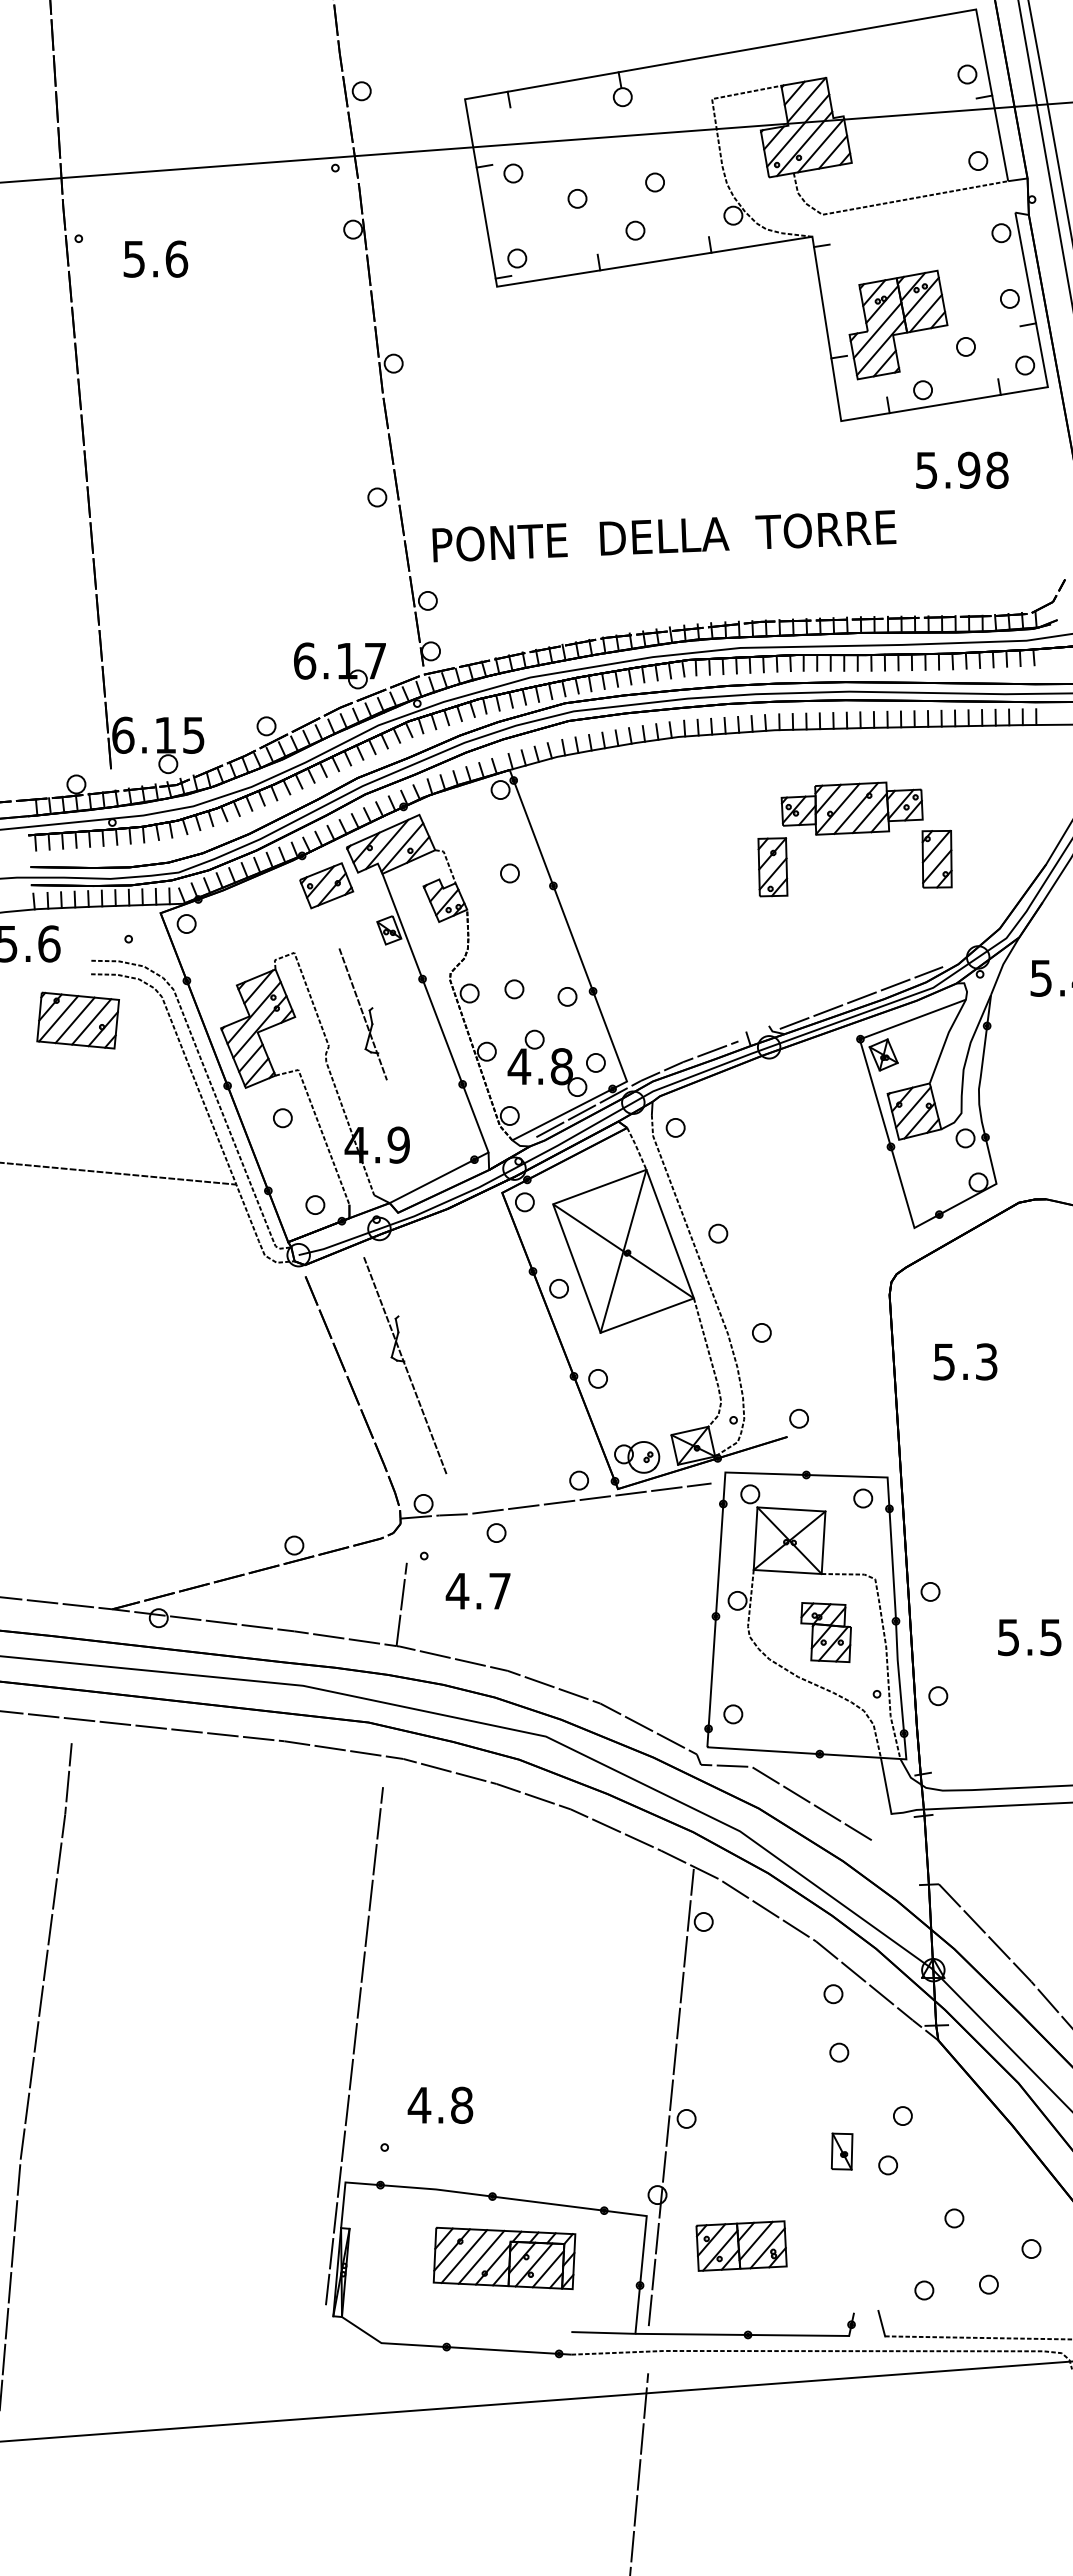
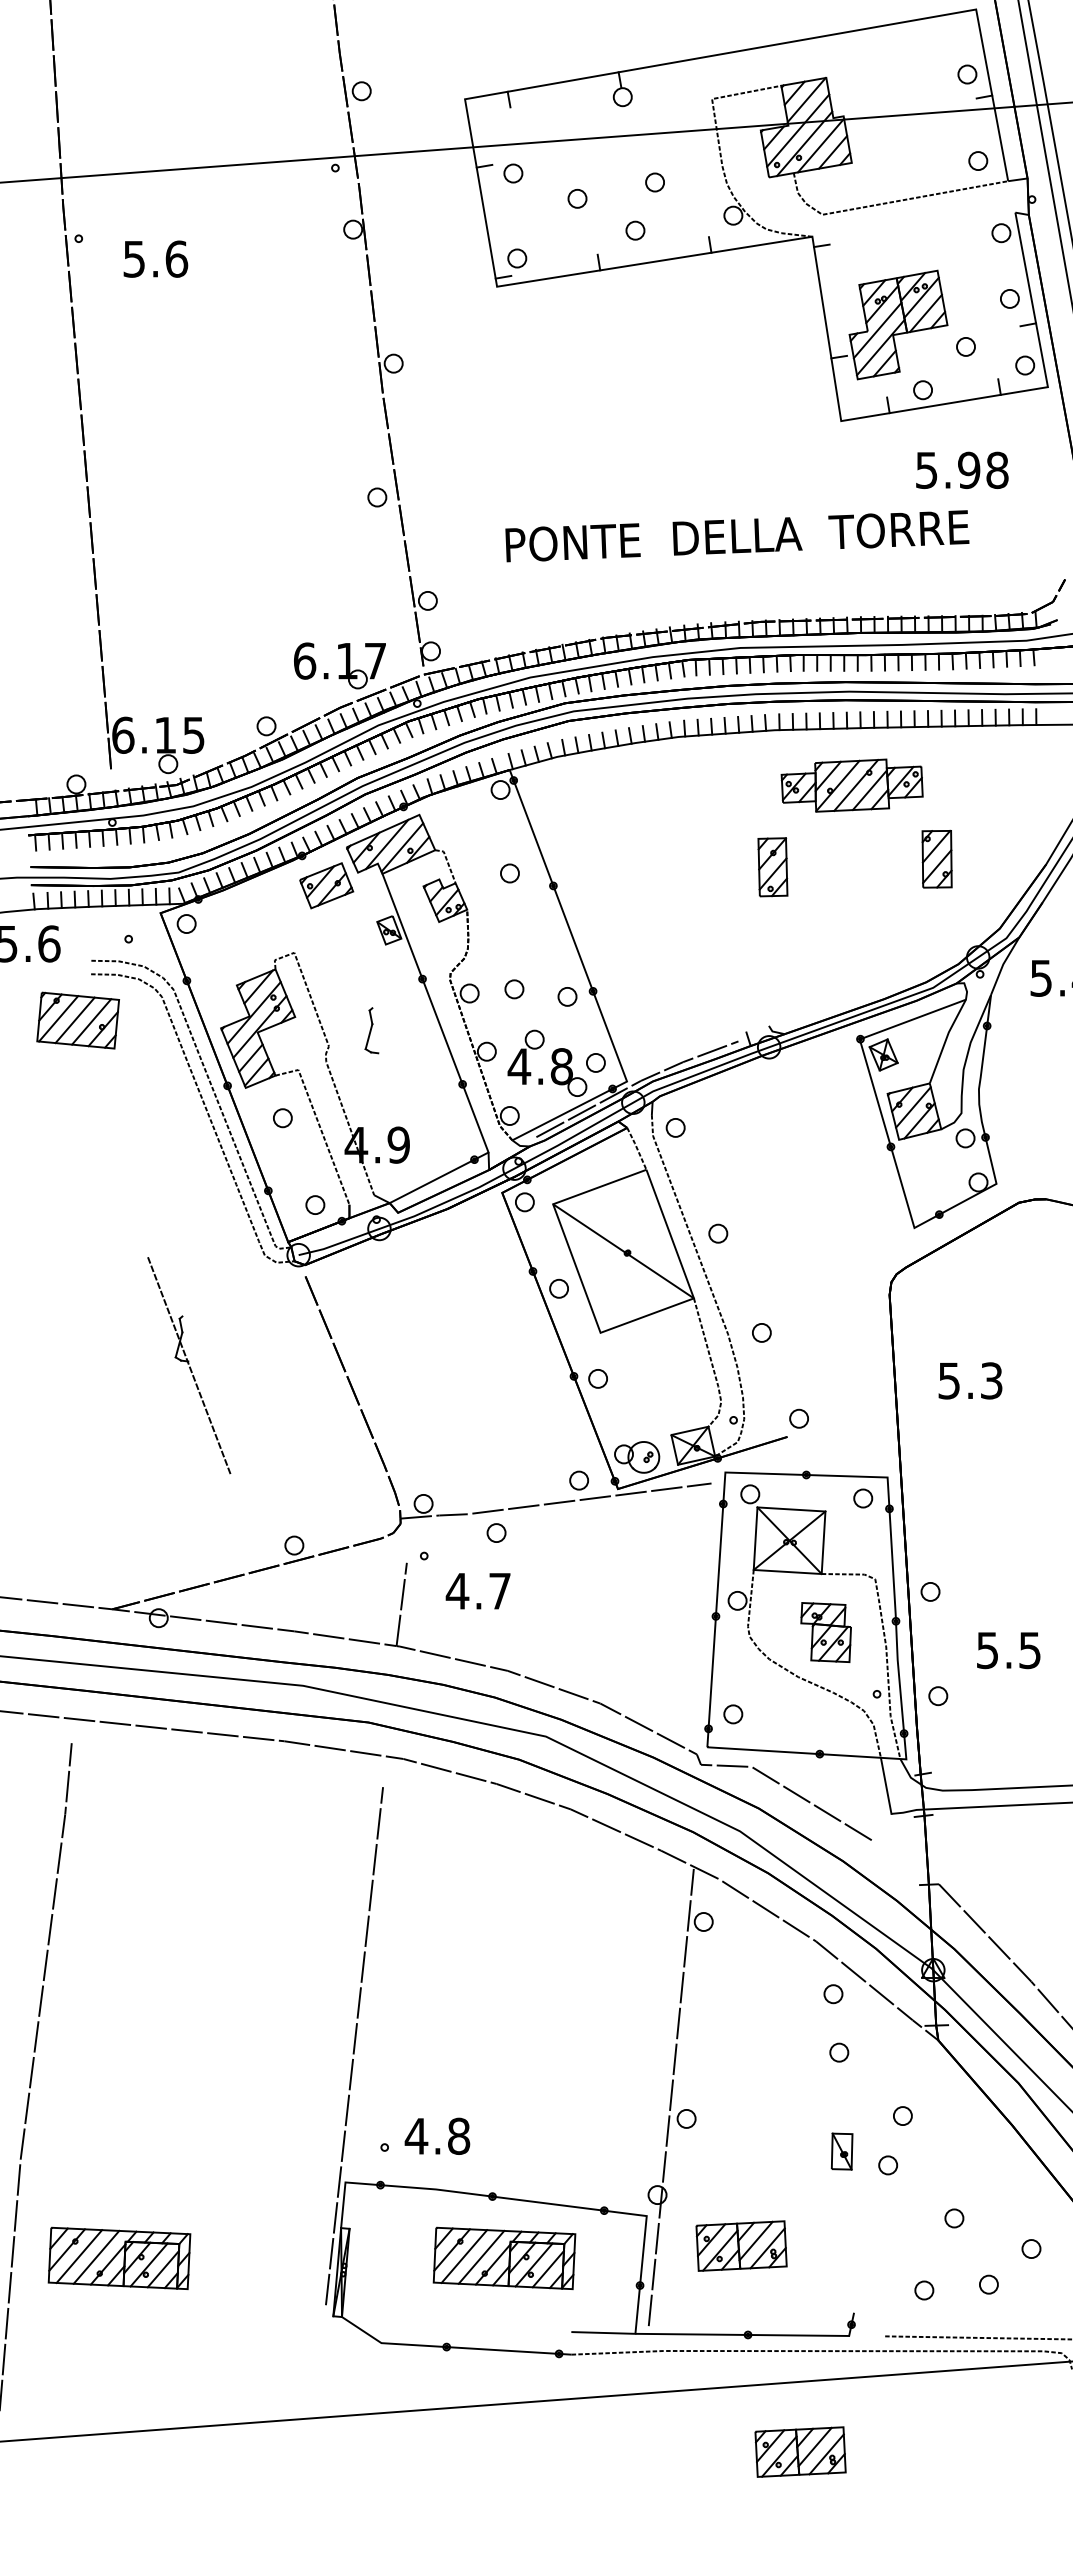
text position: (664, 536) -> (737, 536) (737, 536)
part position: (851, 808) -> (851, 785) (851, 785)
line: present -> none (861, 997)
line: present -> none (363, 1014)
line: present -> none (119, 1173)
line: present -> none (623, 1250)
text position: (965, 1361) -> (970, 1380) (970, 1380)
part position: (405, 1365) -> (189, 1365) (189, 1365)
text position: (1029, 1637) -> (1008, 1650) (1008, 1650)
text position: (440, 2104) -> (437, 2135) (437, 2135)
part: none -> present (119, 2257)
line: present -> none (881, 2323)
part: none -> present (800, 2451)
line: present -> none (639, 2472)
